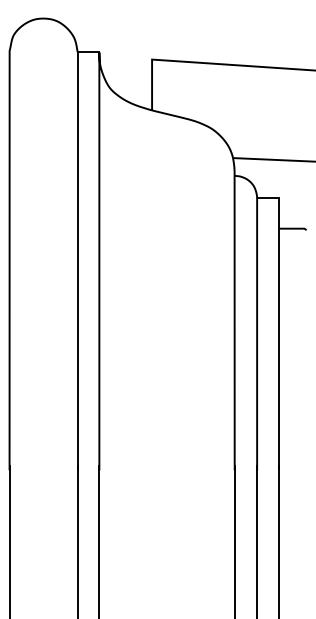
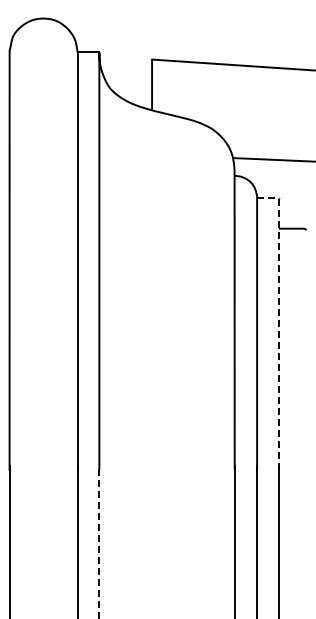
line: solid -> dashed (278, 322)
line: solid -> dashed (99, 541)
